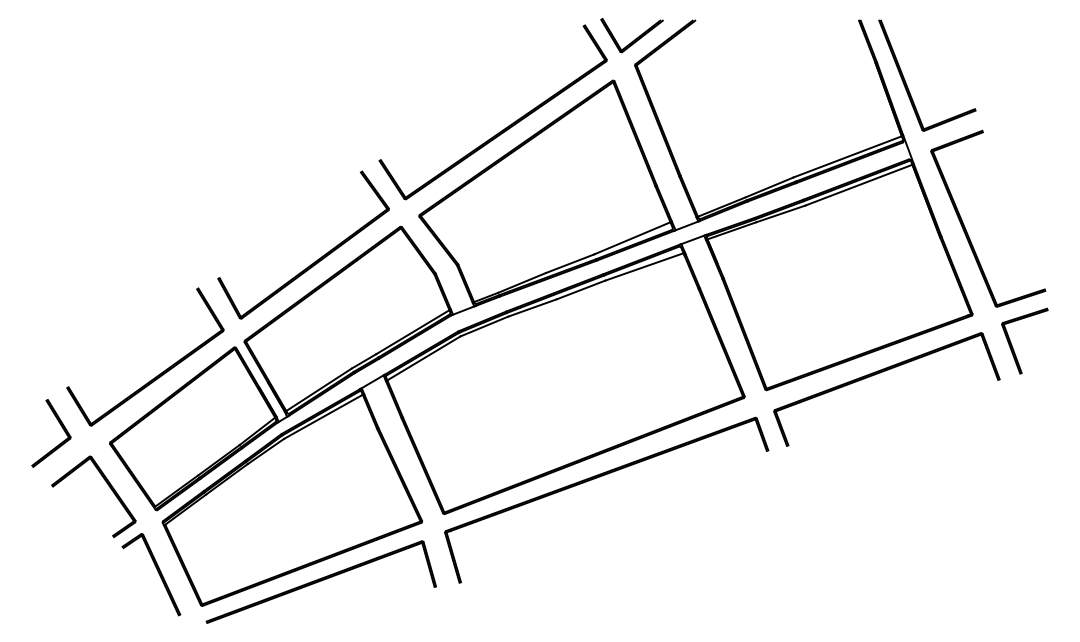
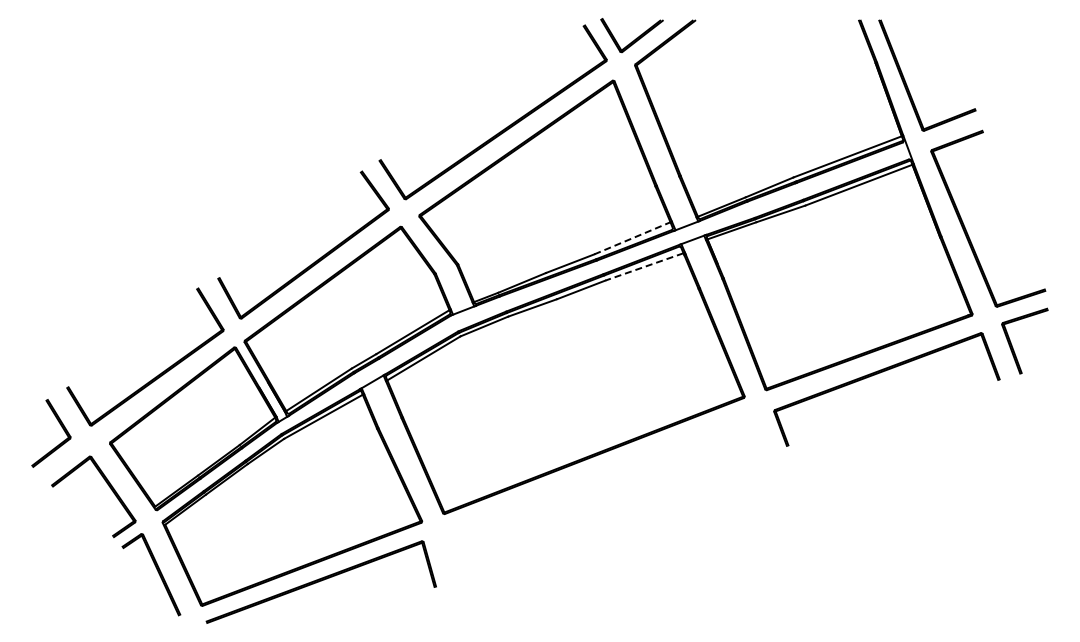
line: solid -> dashed (632, 238)
line: solid -> dashed (643, 267)
part: present -> none (600, 477)
